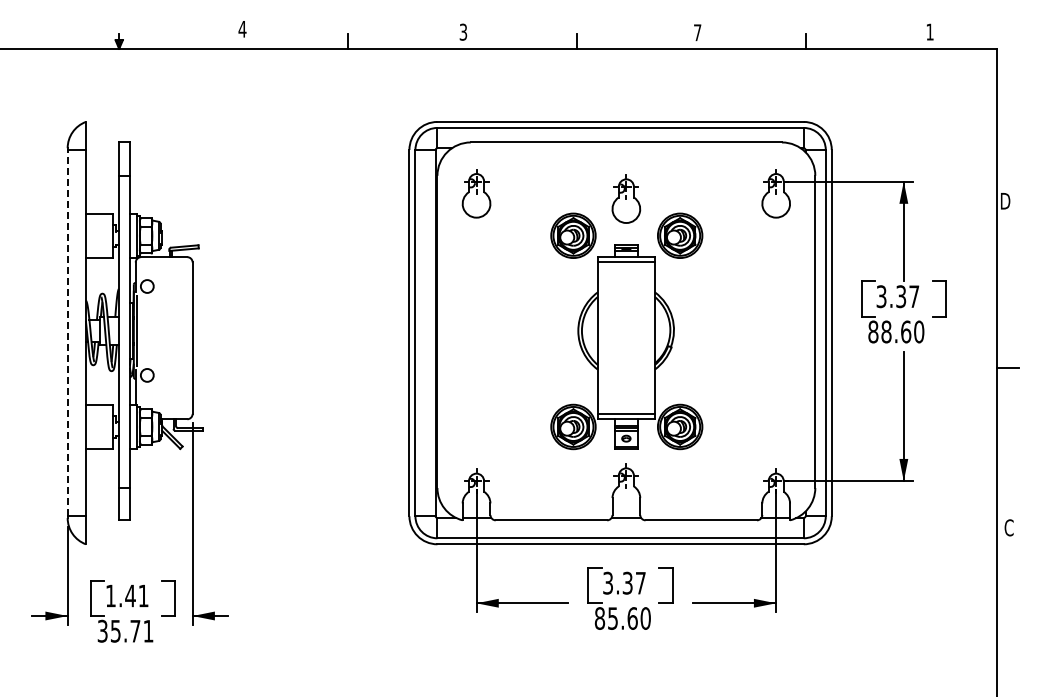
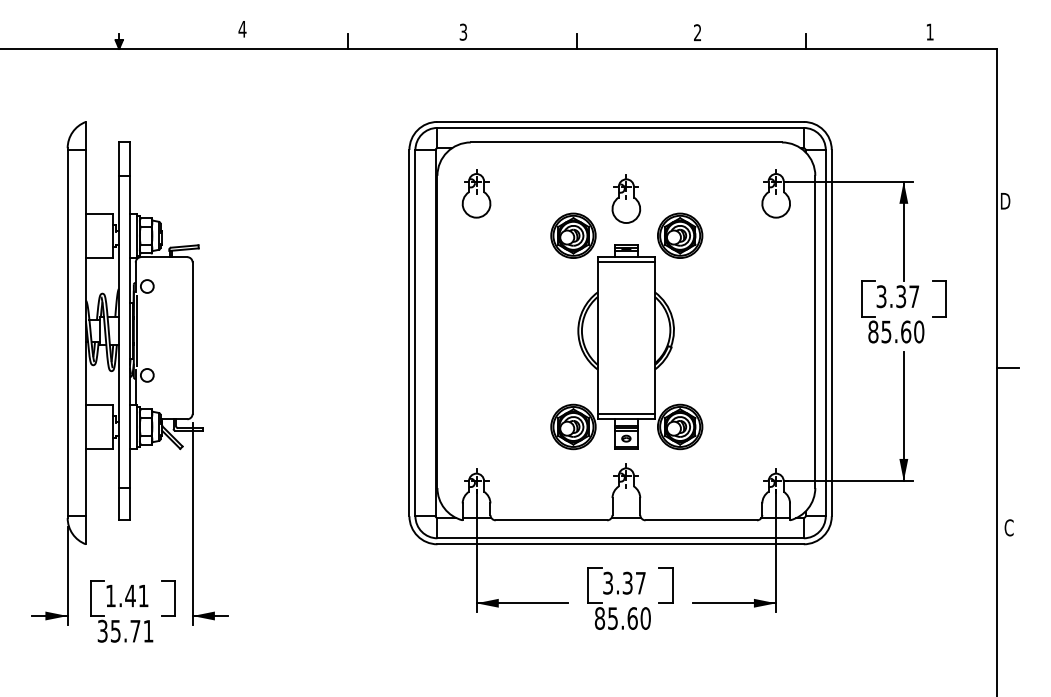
text: 7 -> 2 (697, 32)
text: 88.60 -> 85.60 (886, 331)
line: dashed -> solid (67, 332)
